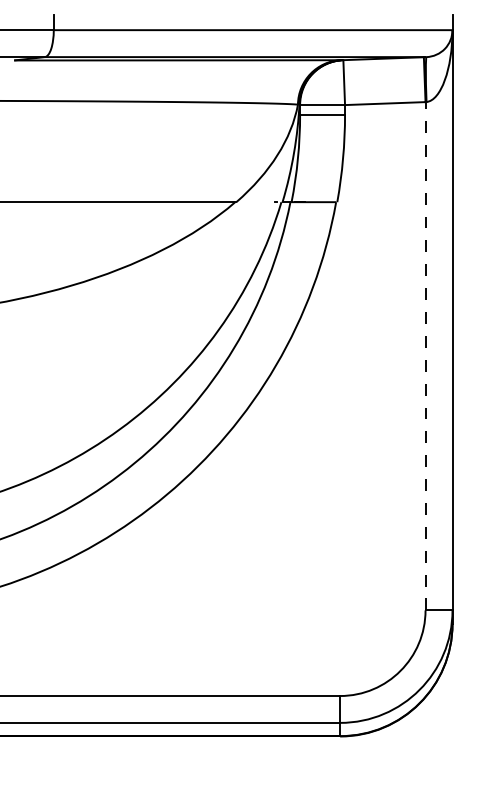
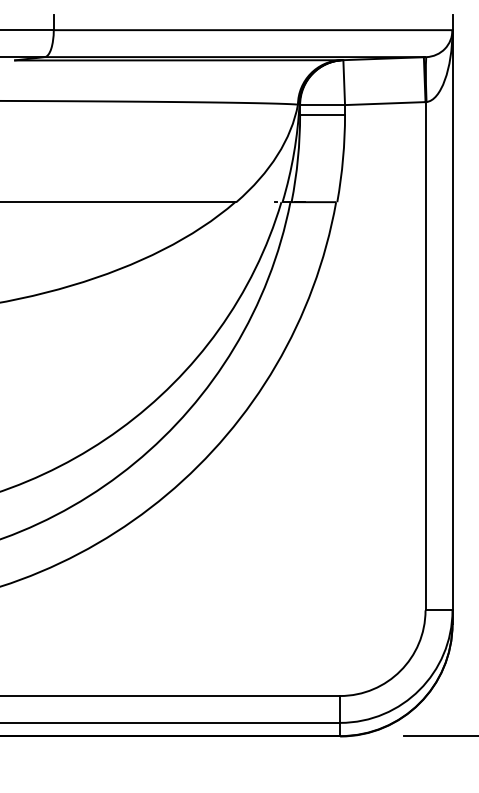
line: dashed -> solid (425, 355)
line: none -> present (439, 736)
